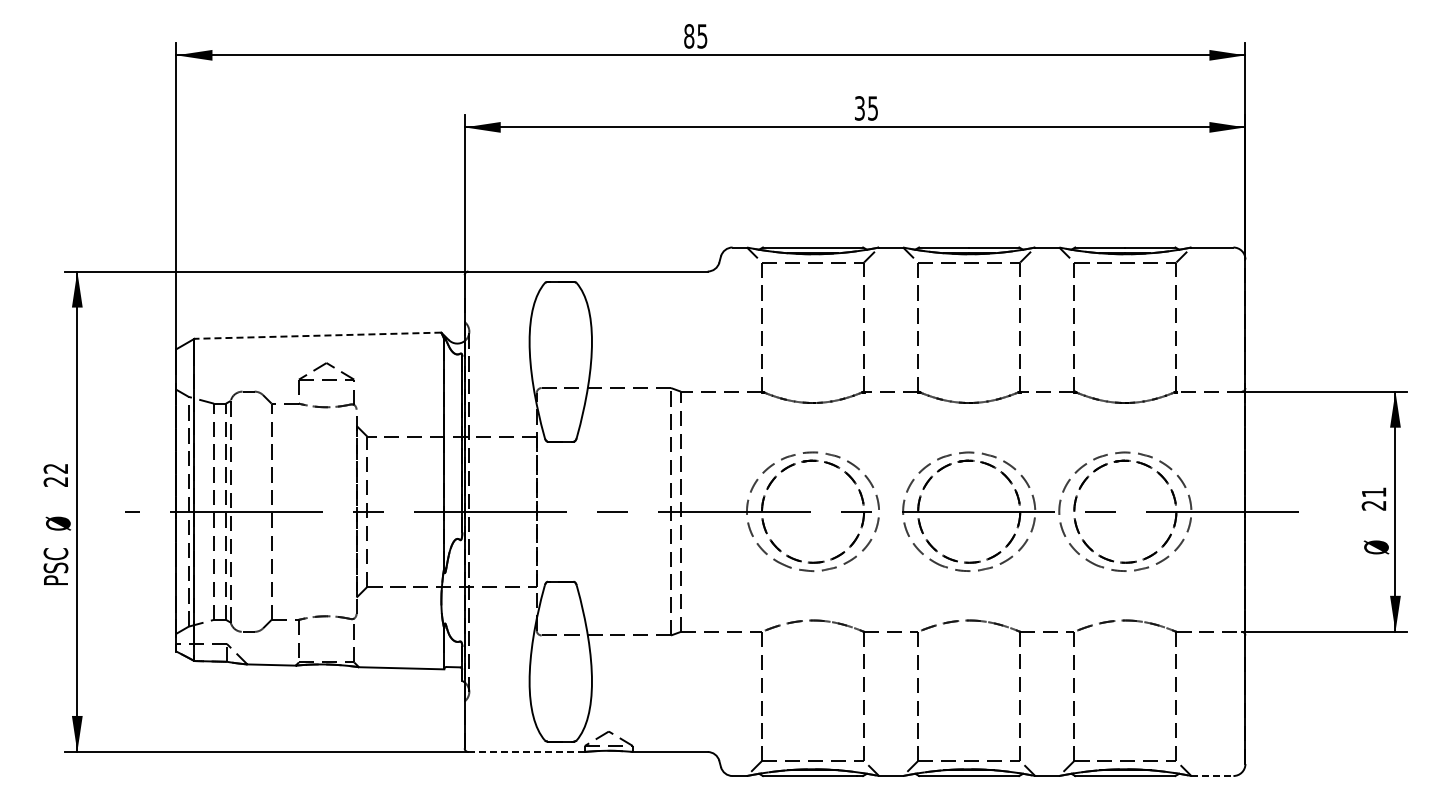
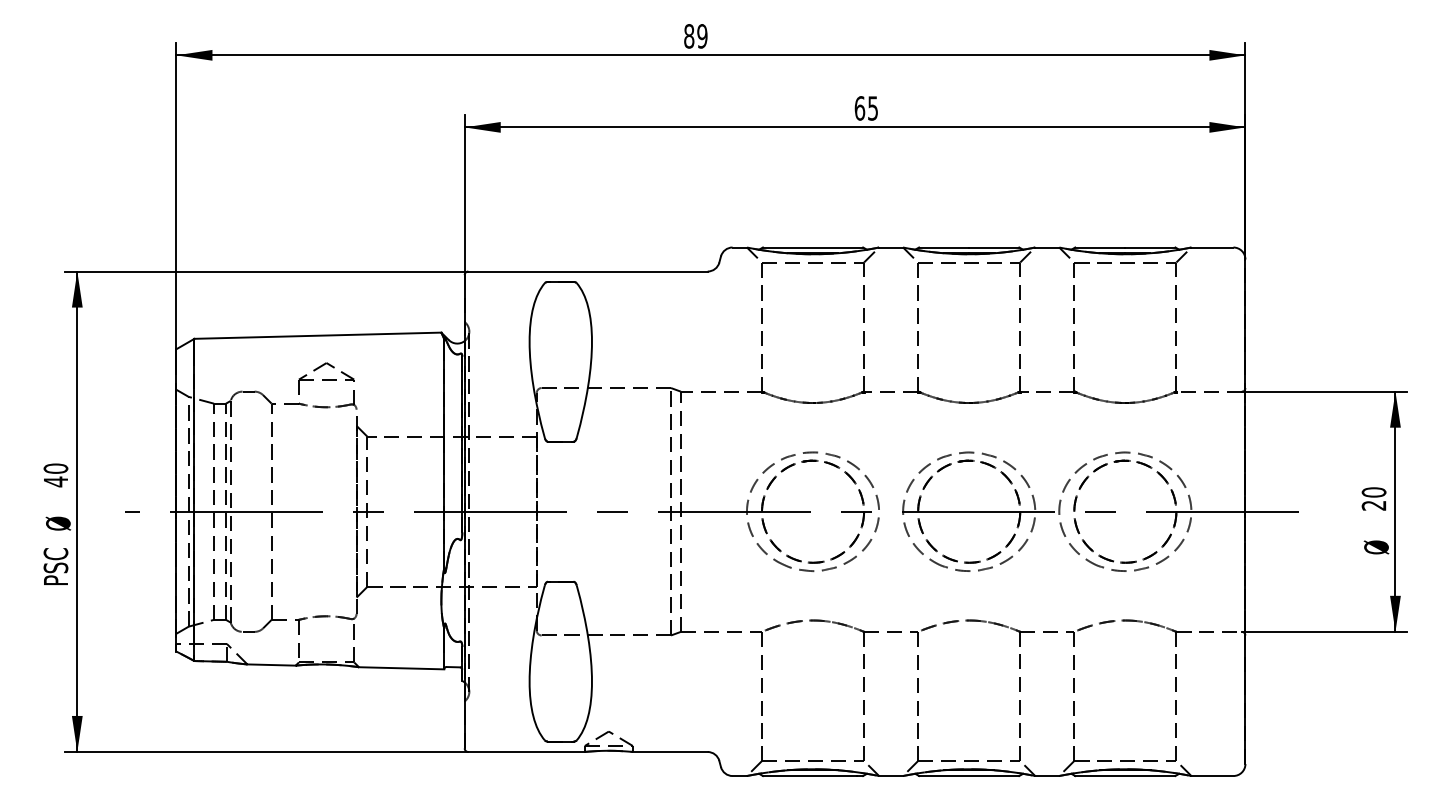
text: 85 -> 89 (702, 36)
text: 35 -> 65 (859, 108)
line: dashed -> solid (317, 335)
text: 22 -> 40 (55, 475)
text: 21 -> 20 (1373, 492)
line: dashed -> solid (527, 752)
line: dashed -> solid (1212, 776)
